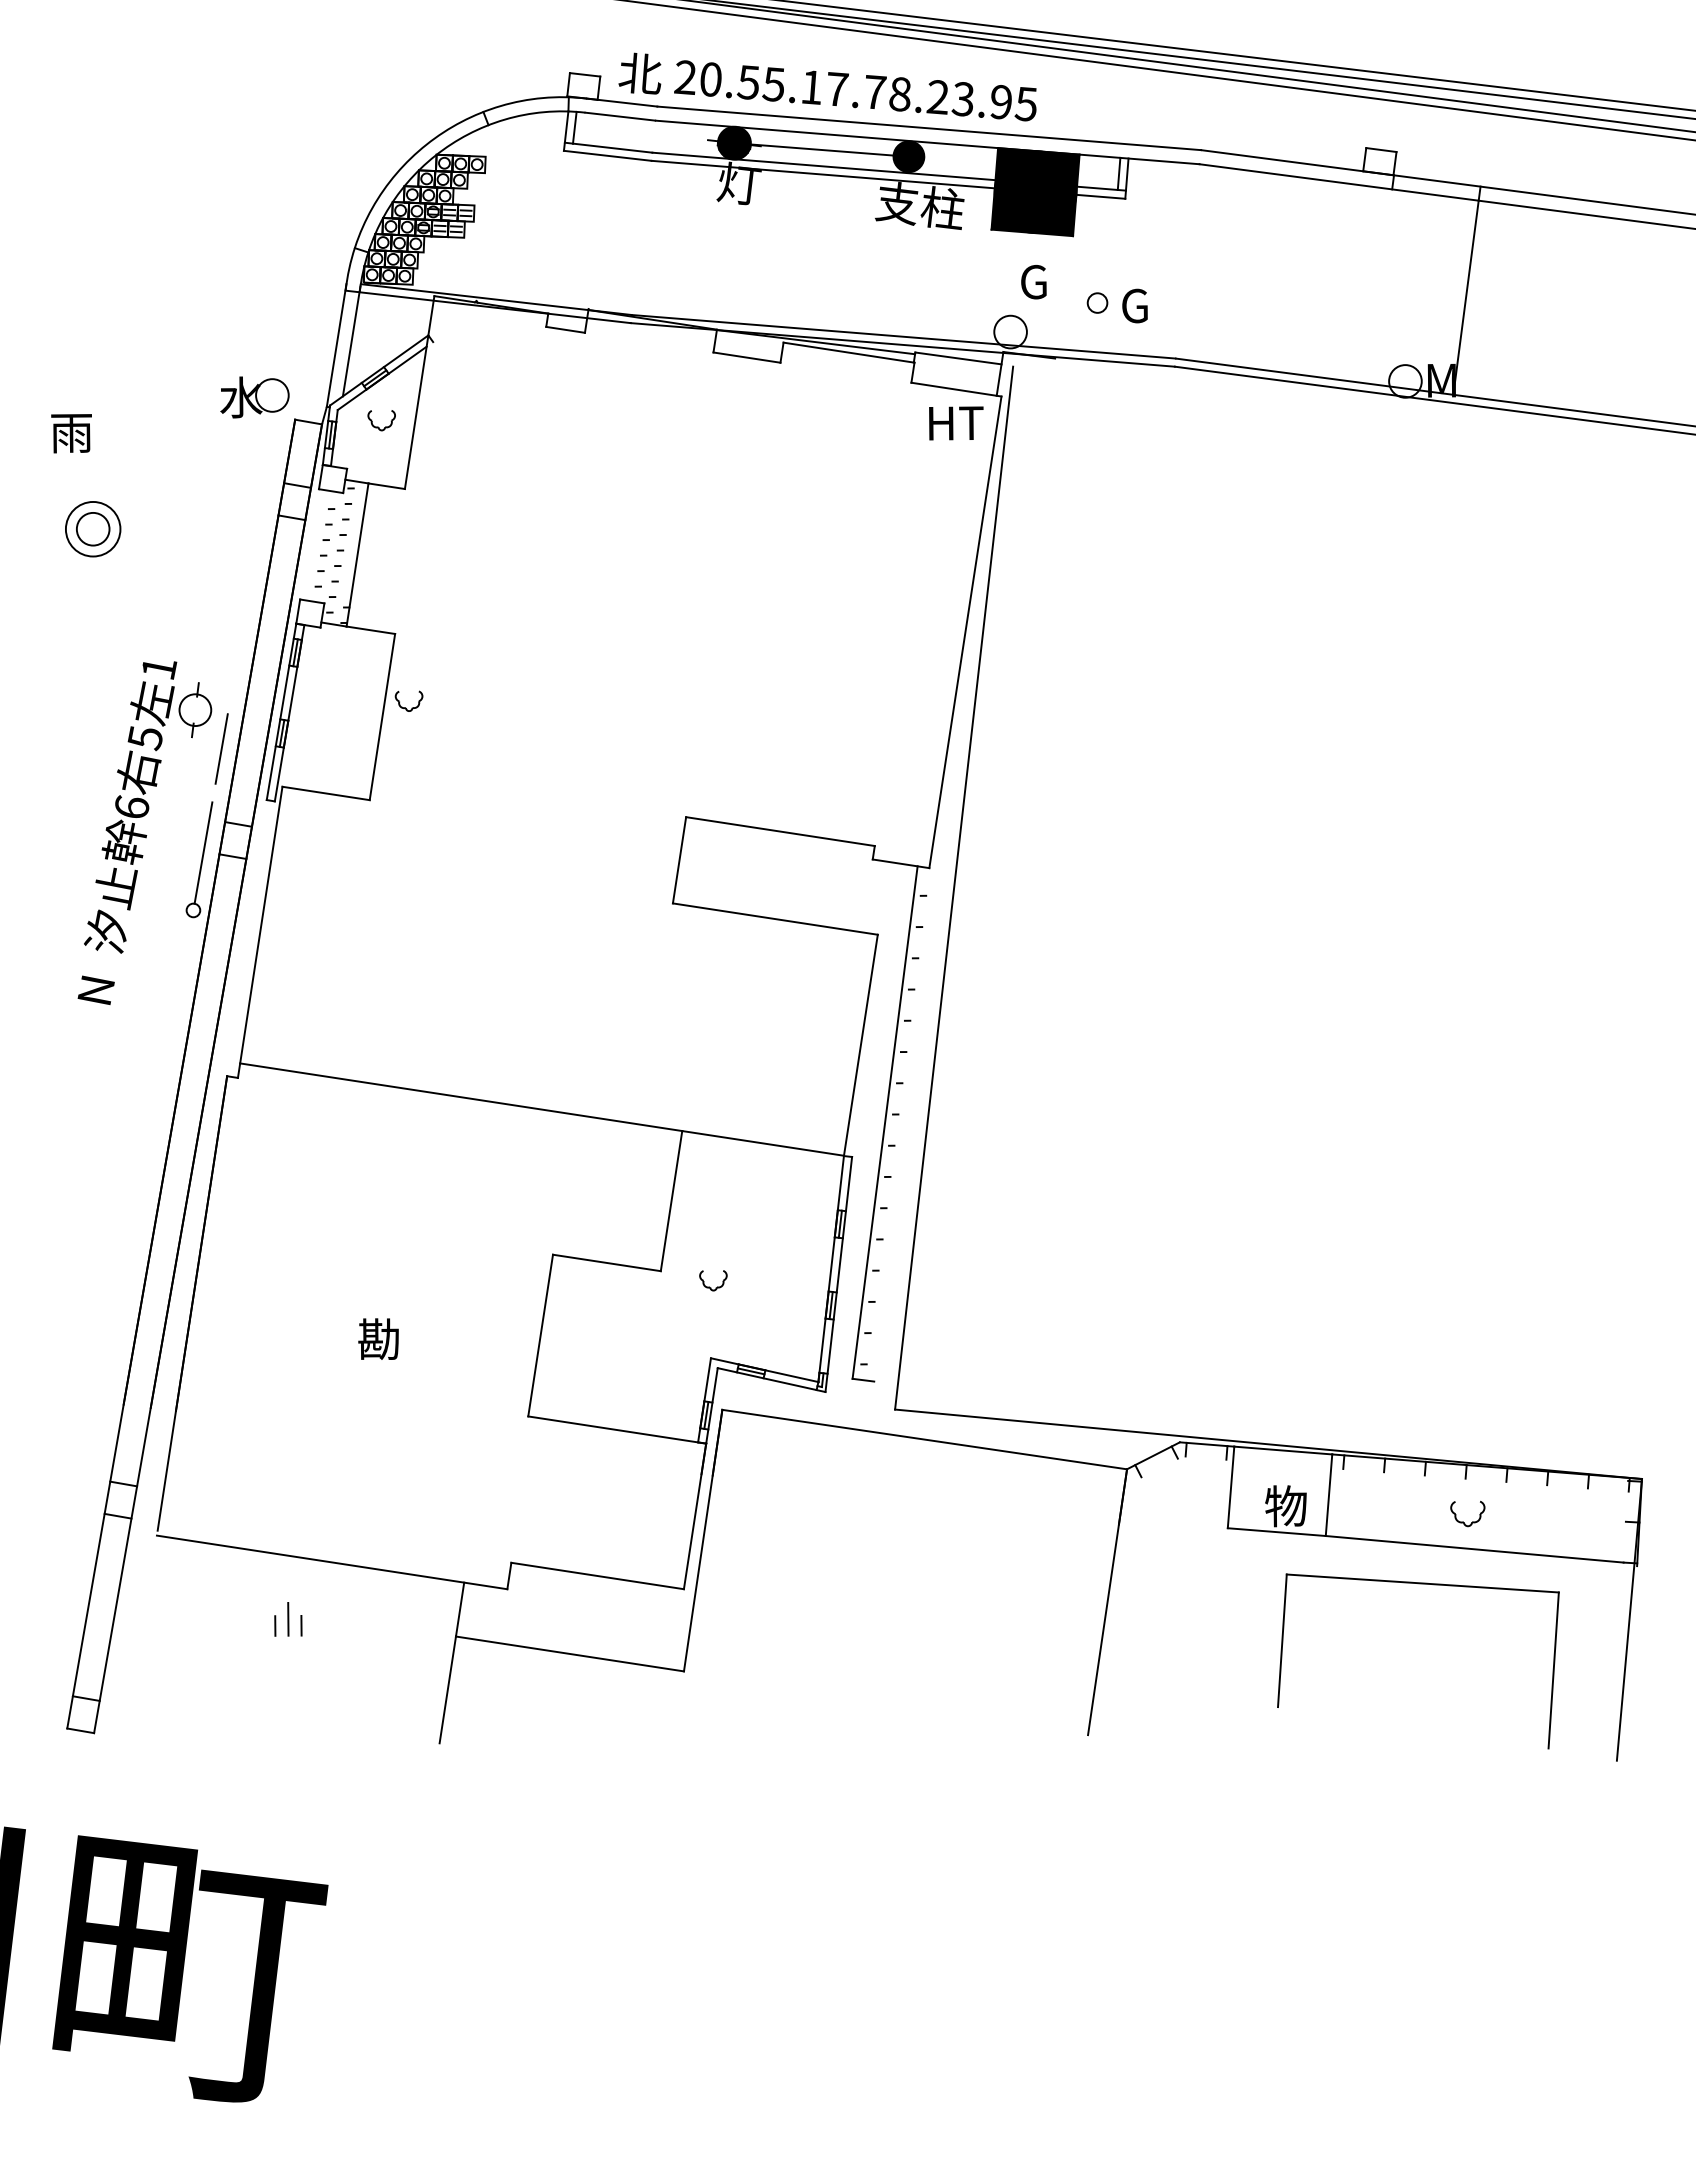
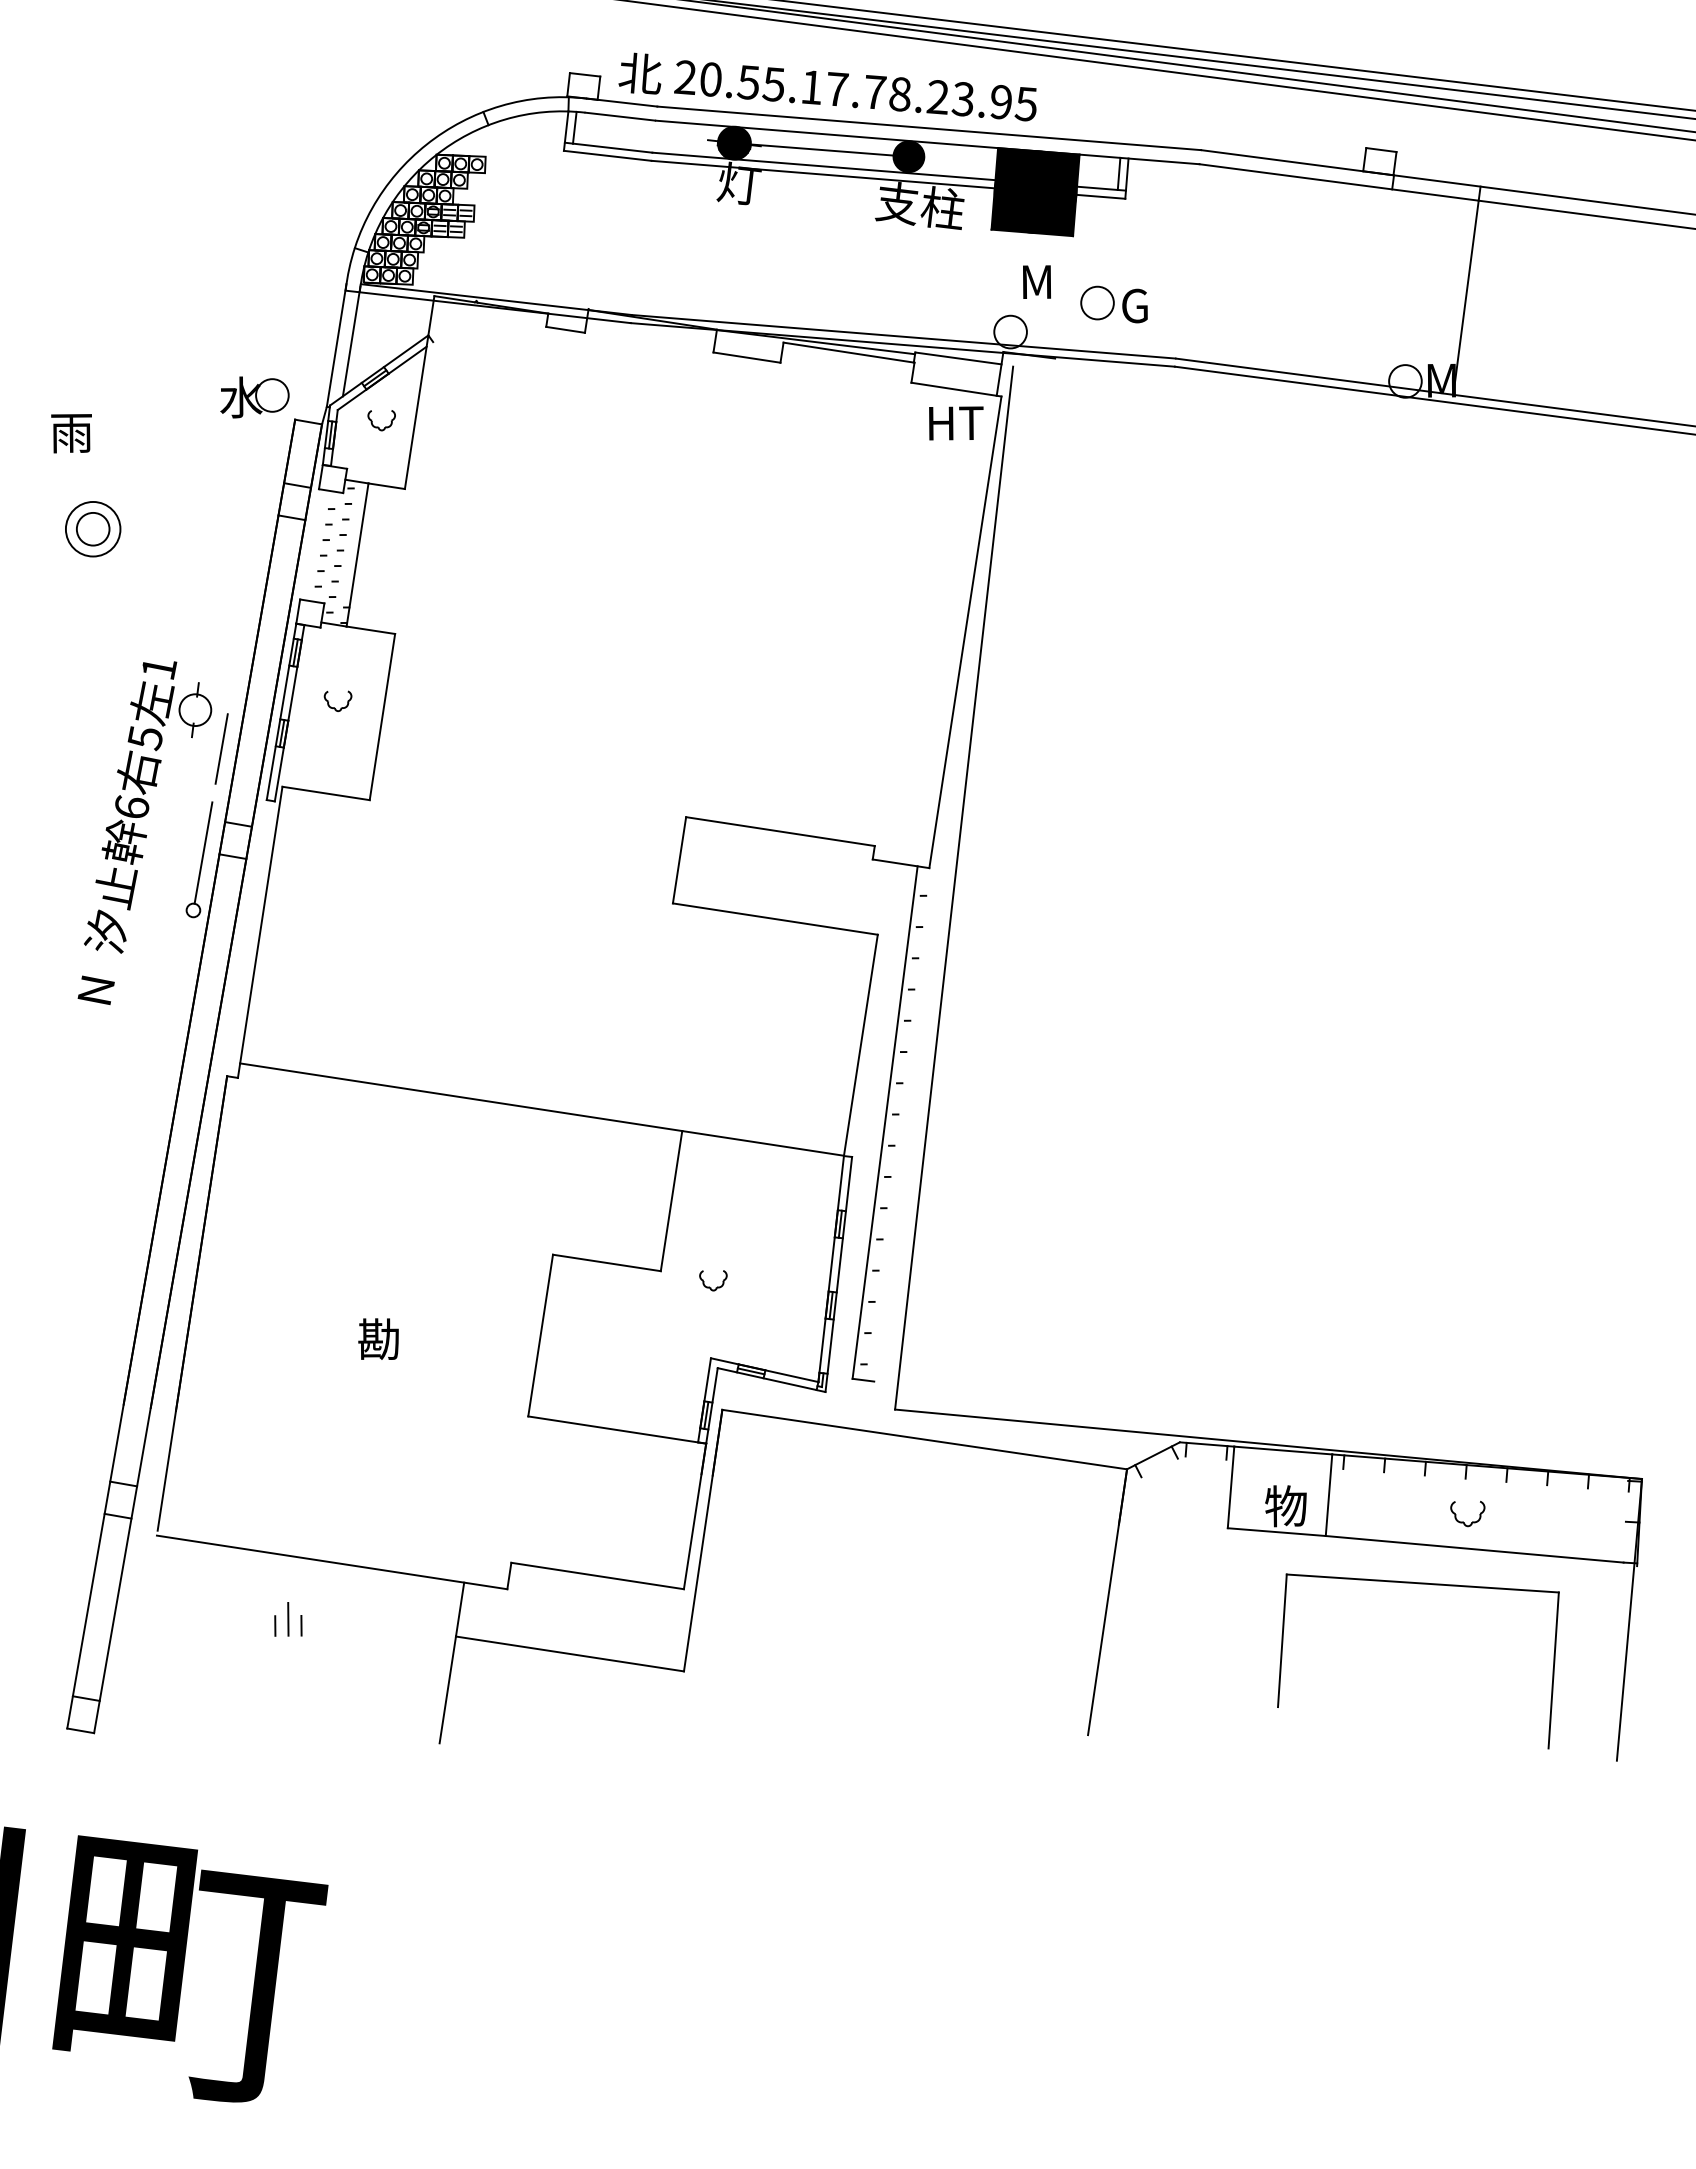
text: G -> M (1036, 281)
circle diameter: 20 px -> 33 px (1097, 302)
part position: (405, 707) -> (334, 707) (334, 707)
